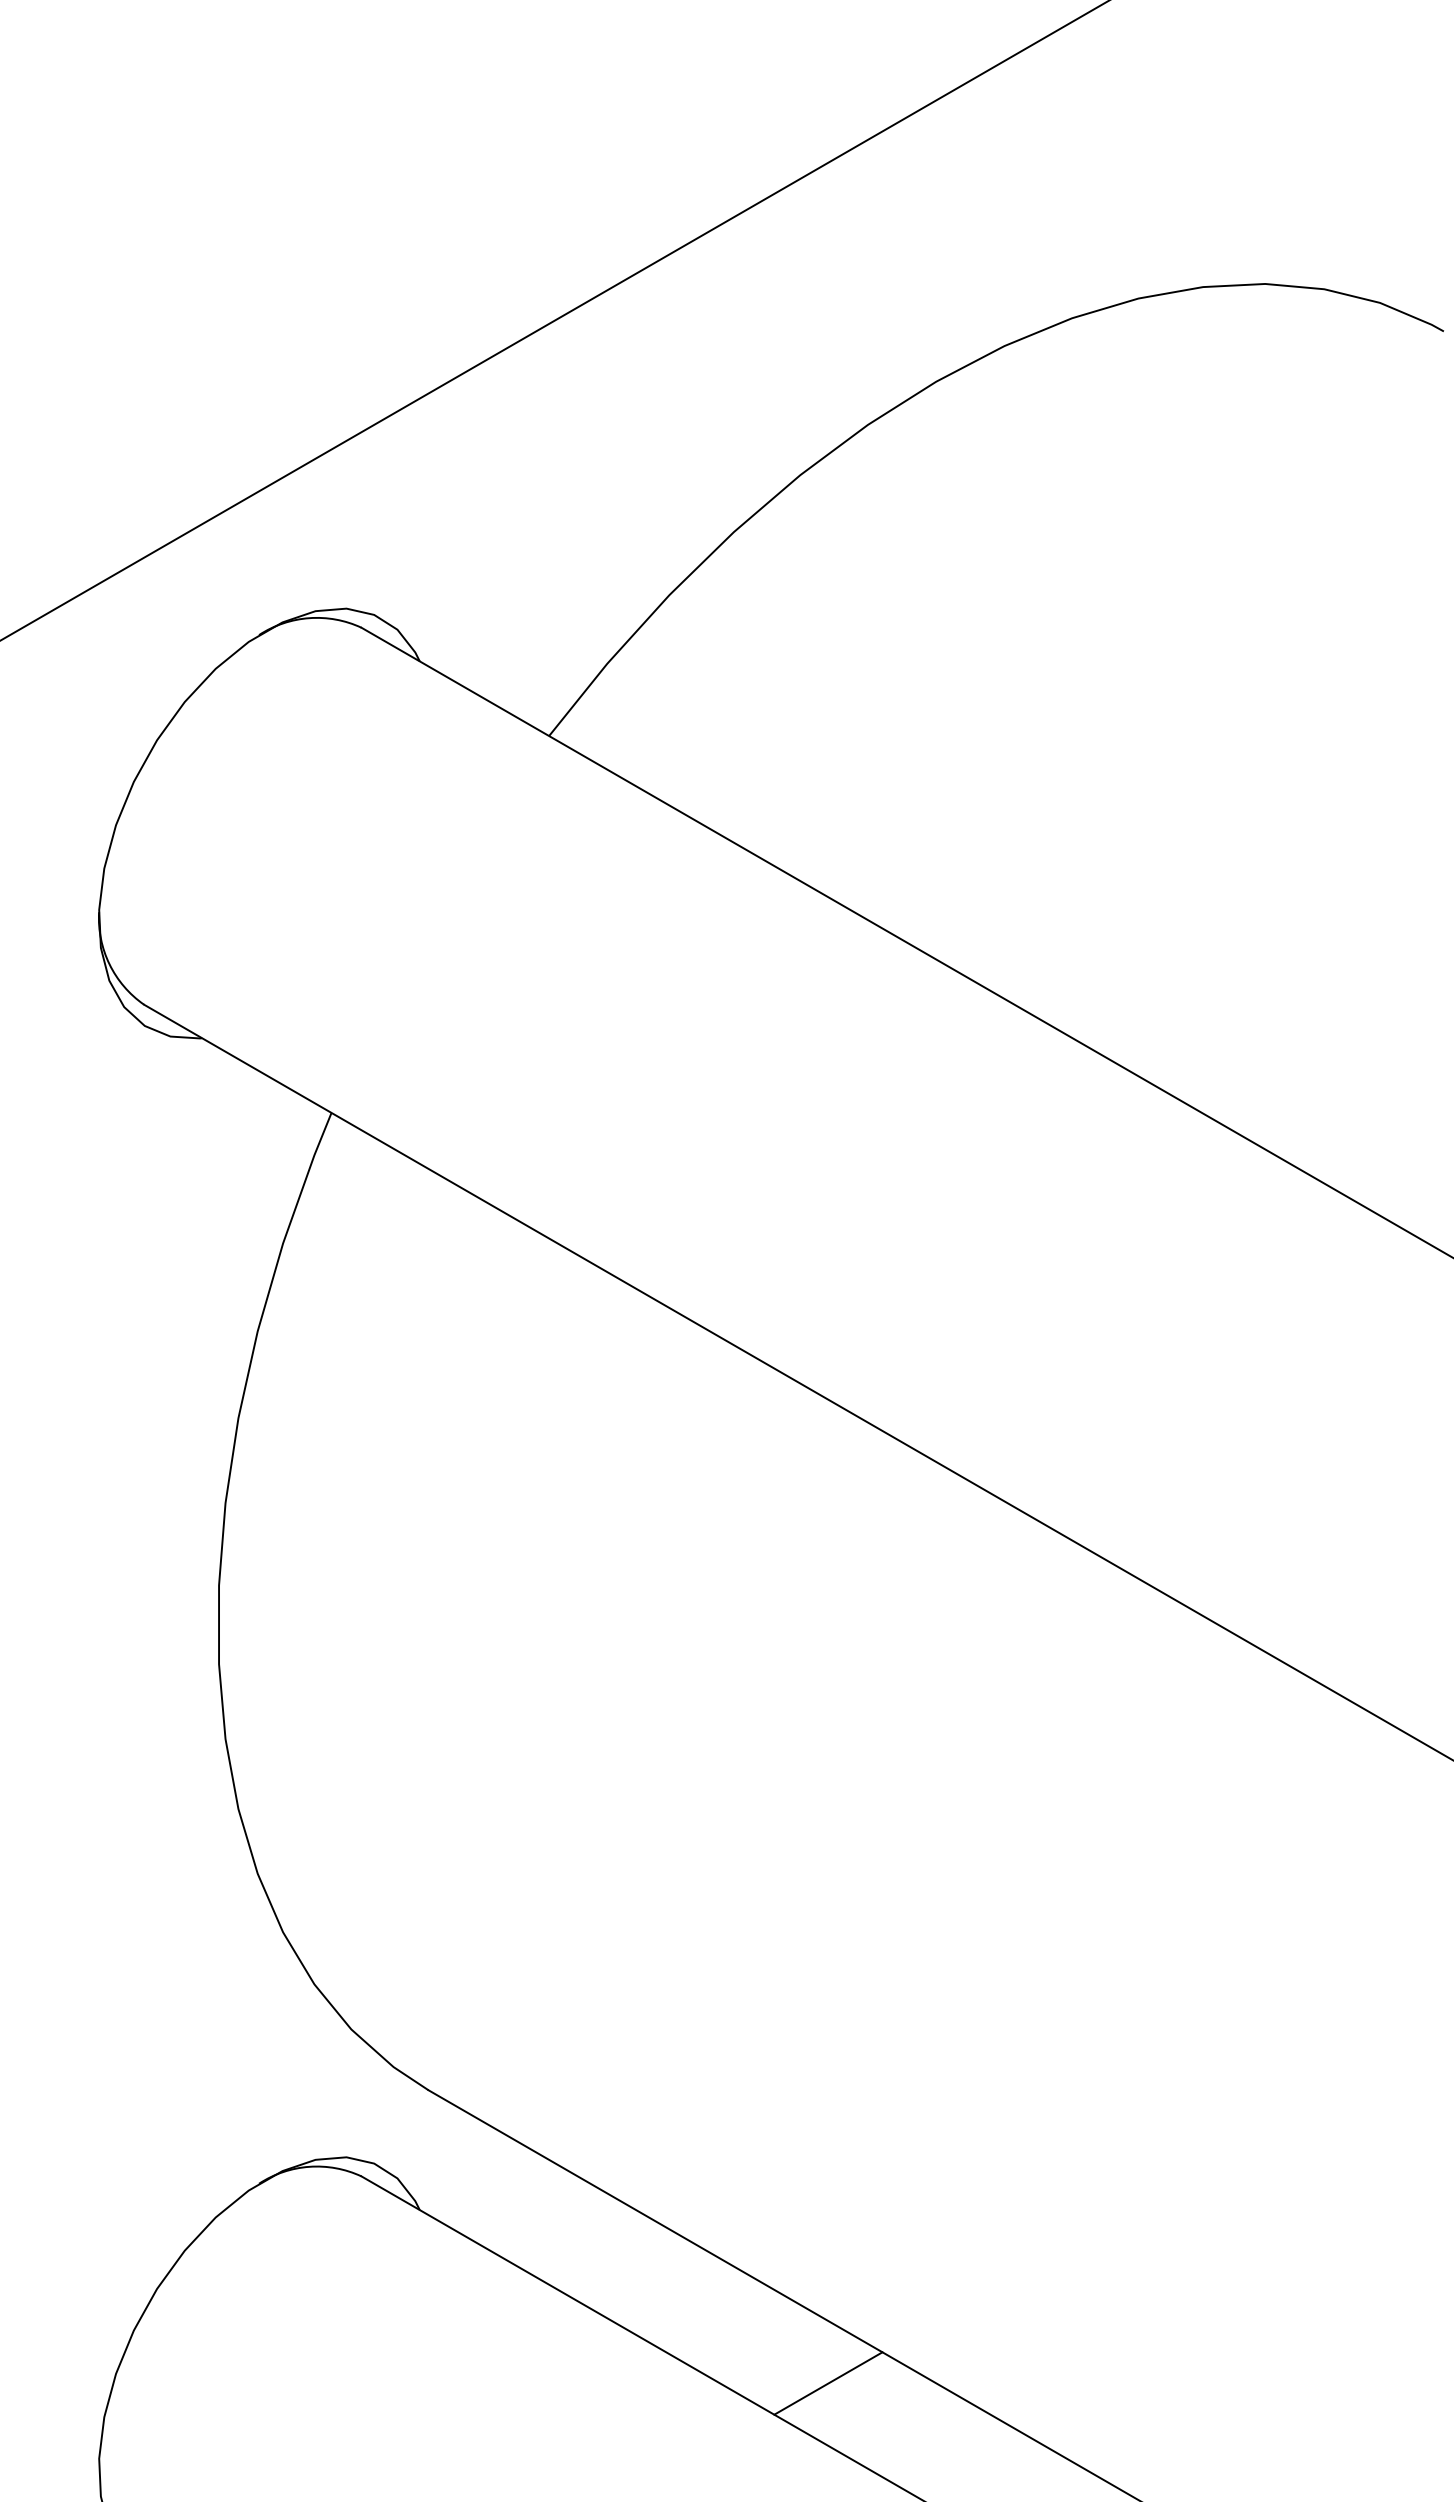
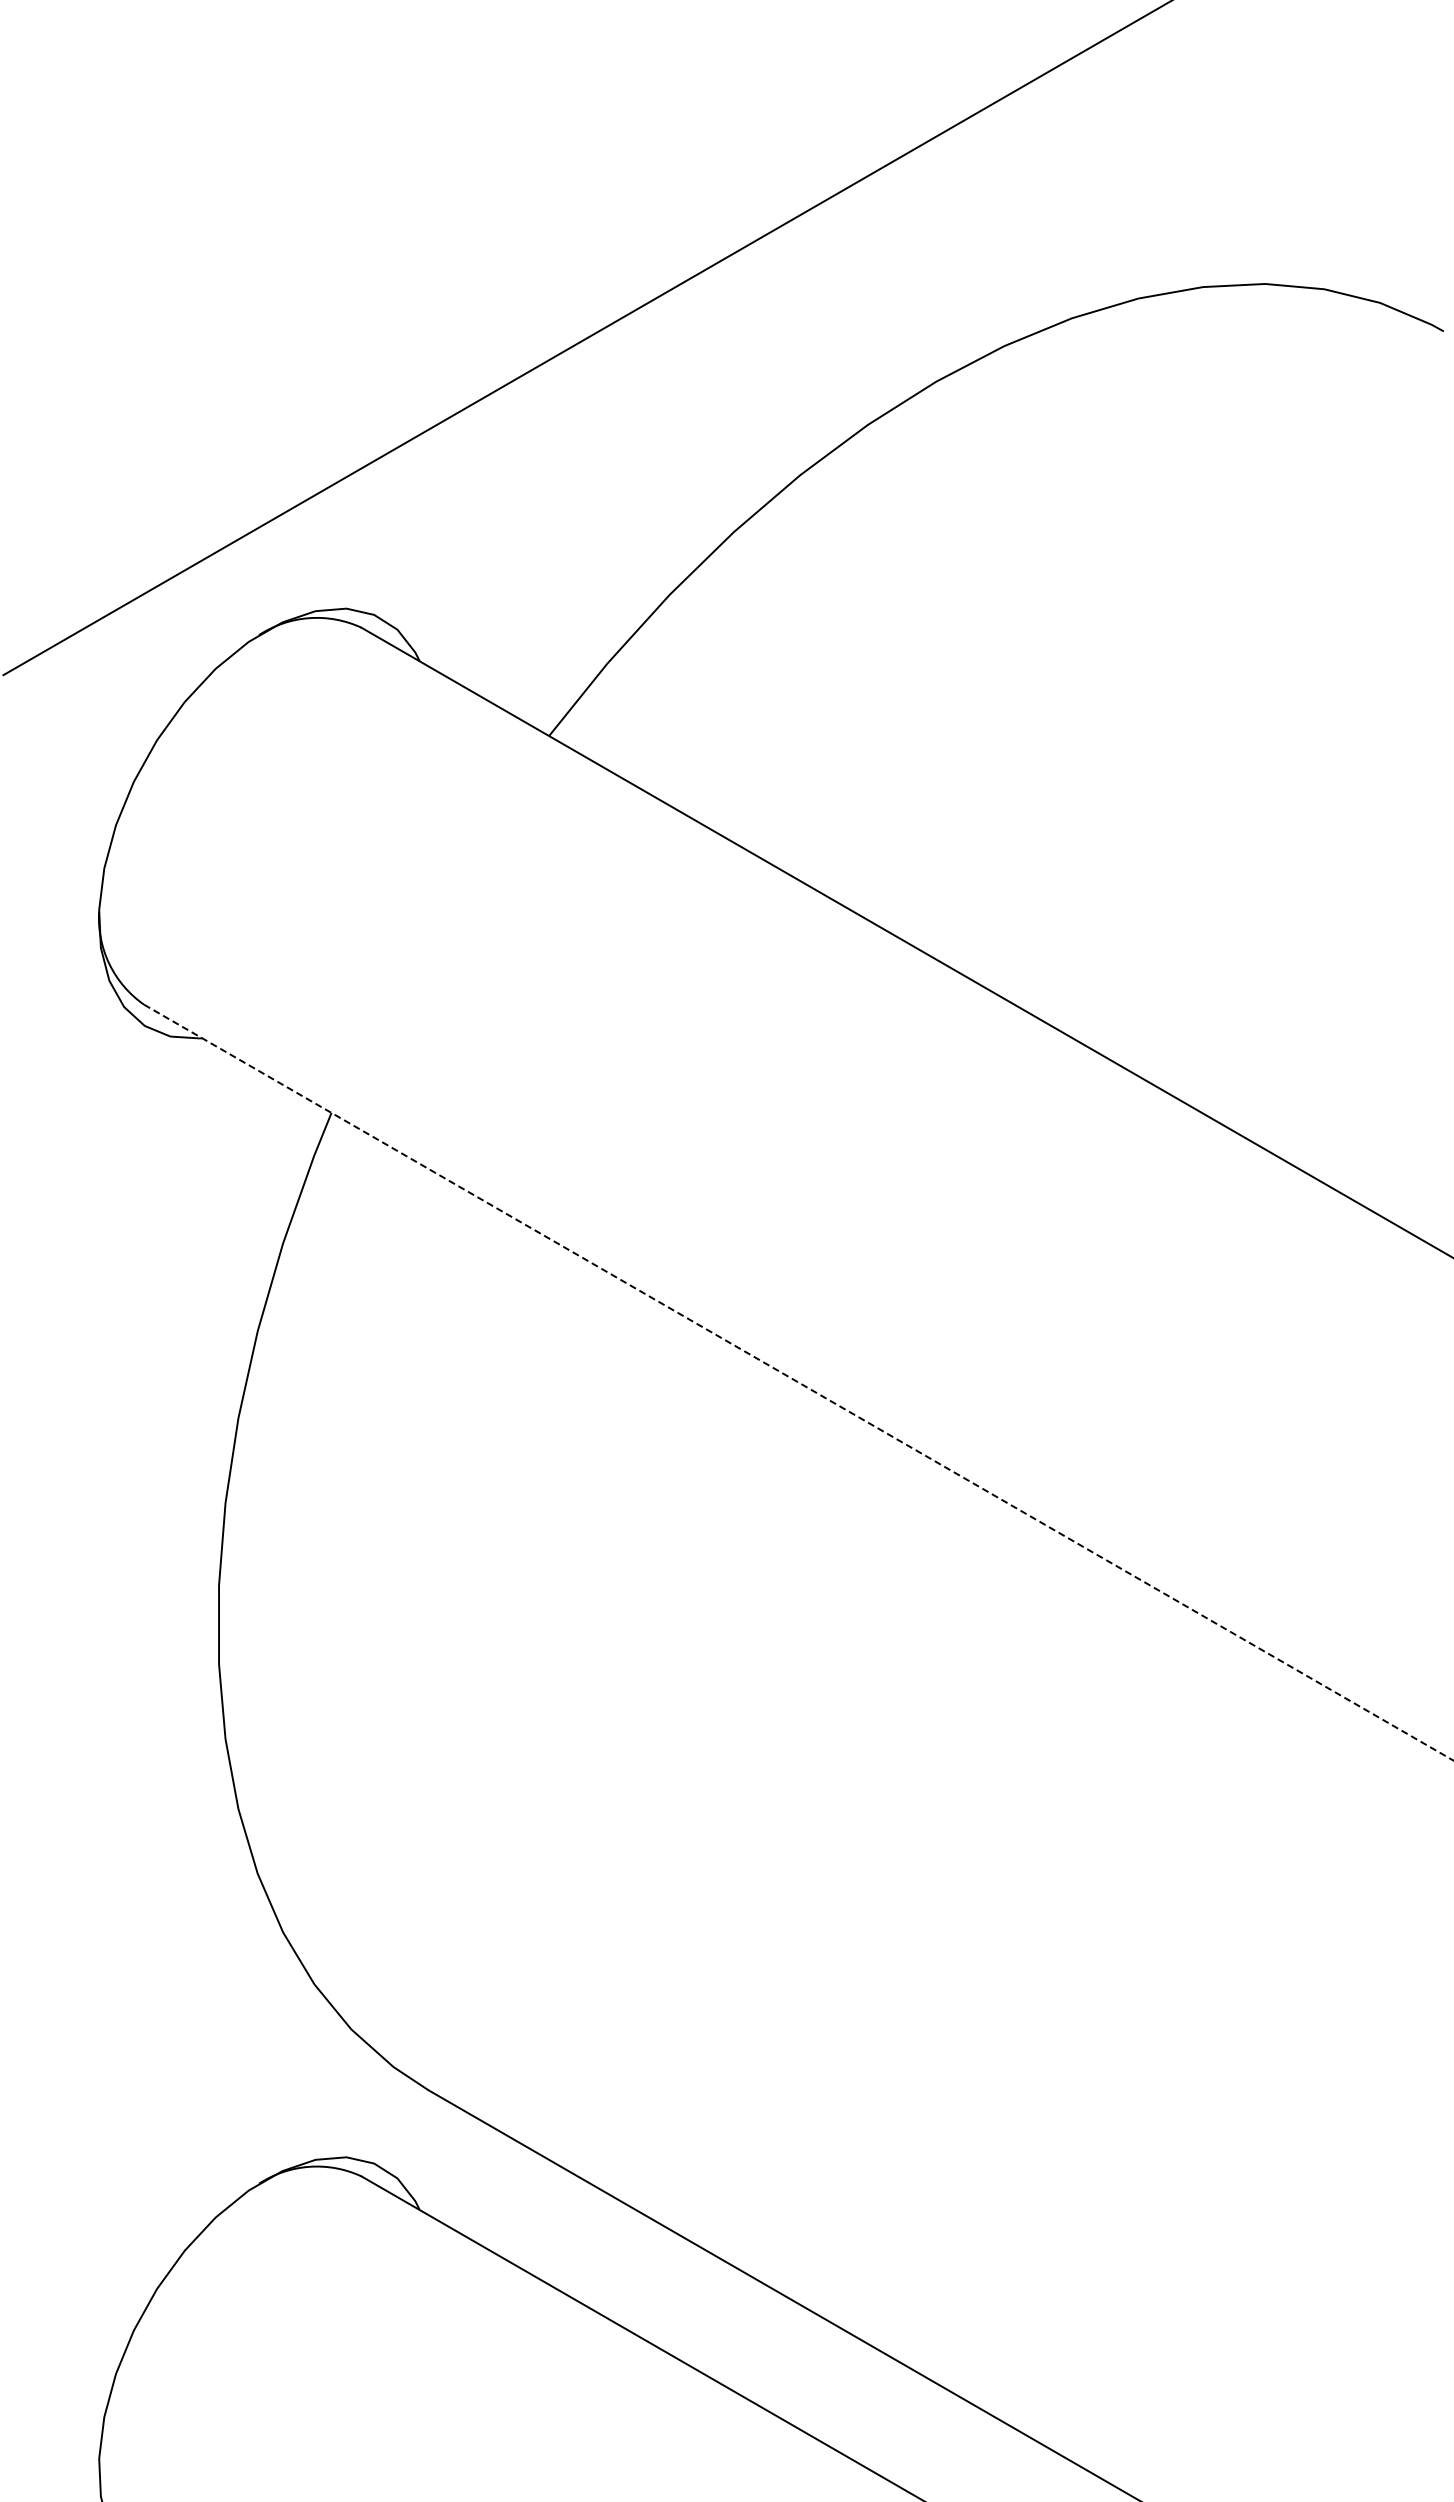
line position: (554, 320) -> (586, 338) (586, 338)
line: solid -> dashed (798, 1382)
line: present -> none (828, 2383)
